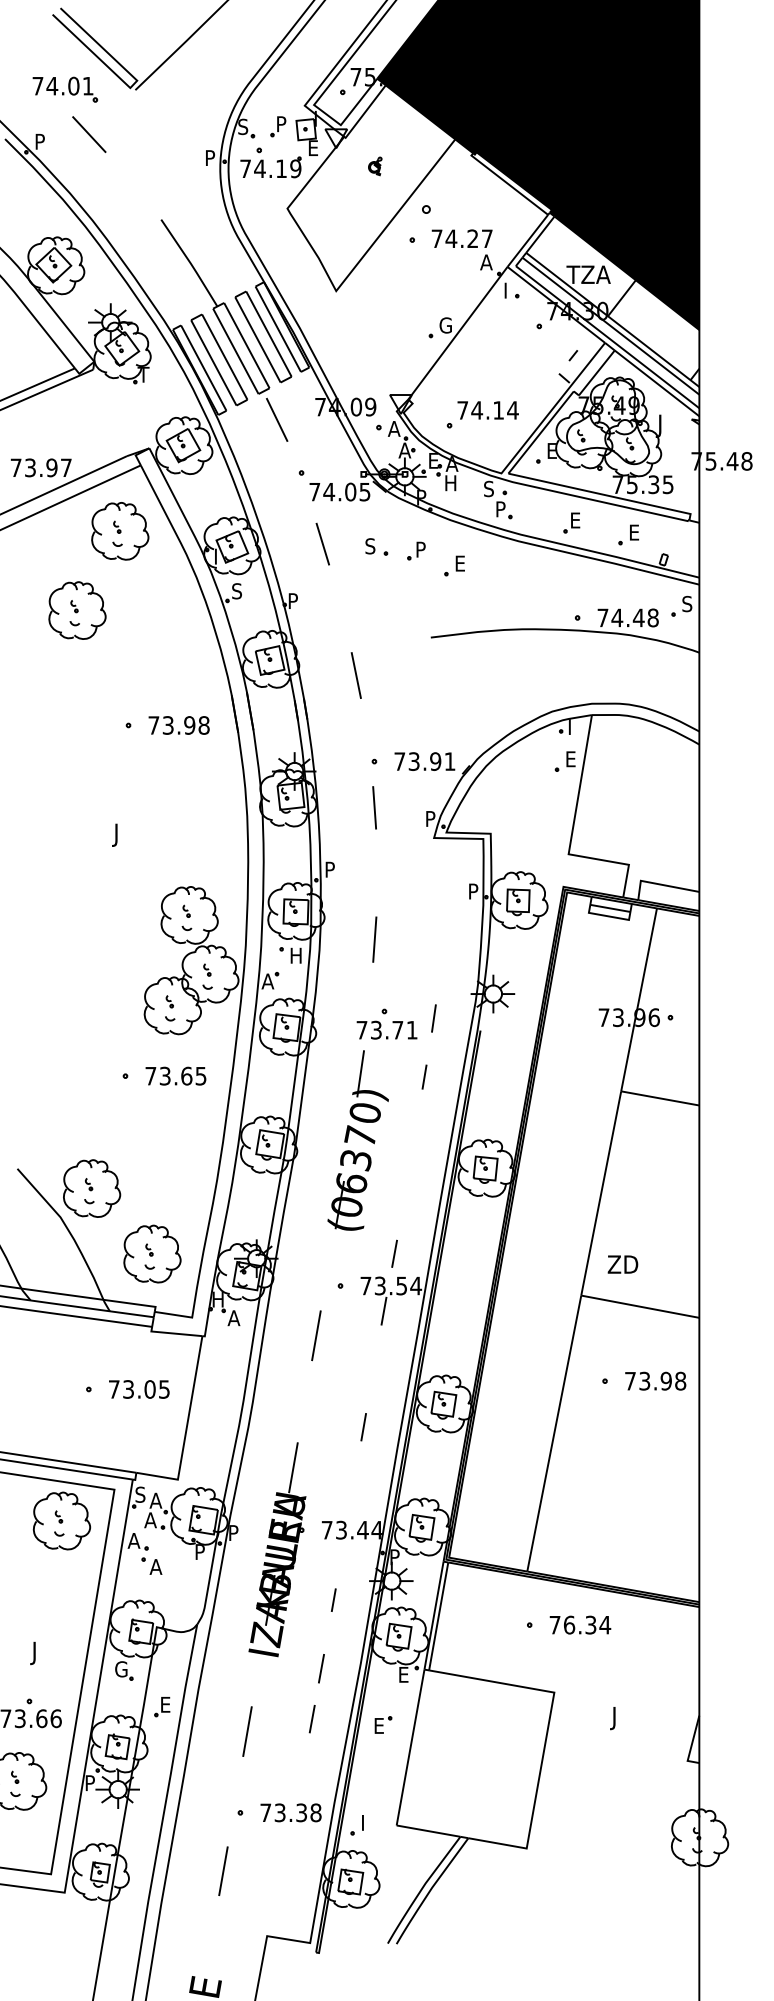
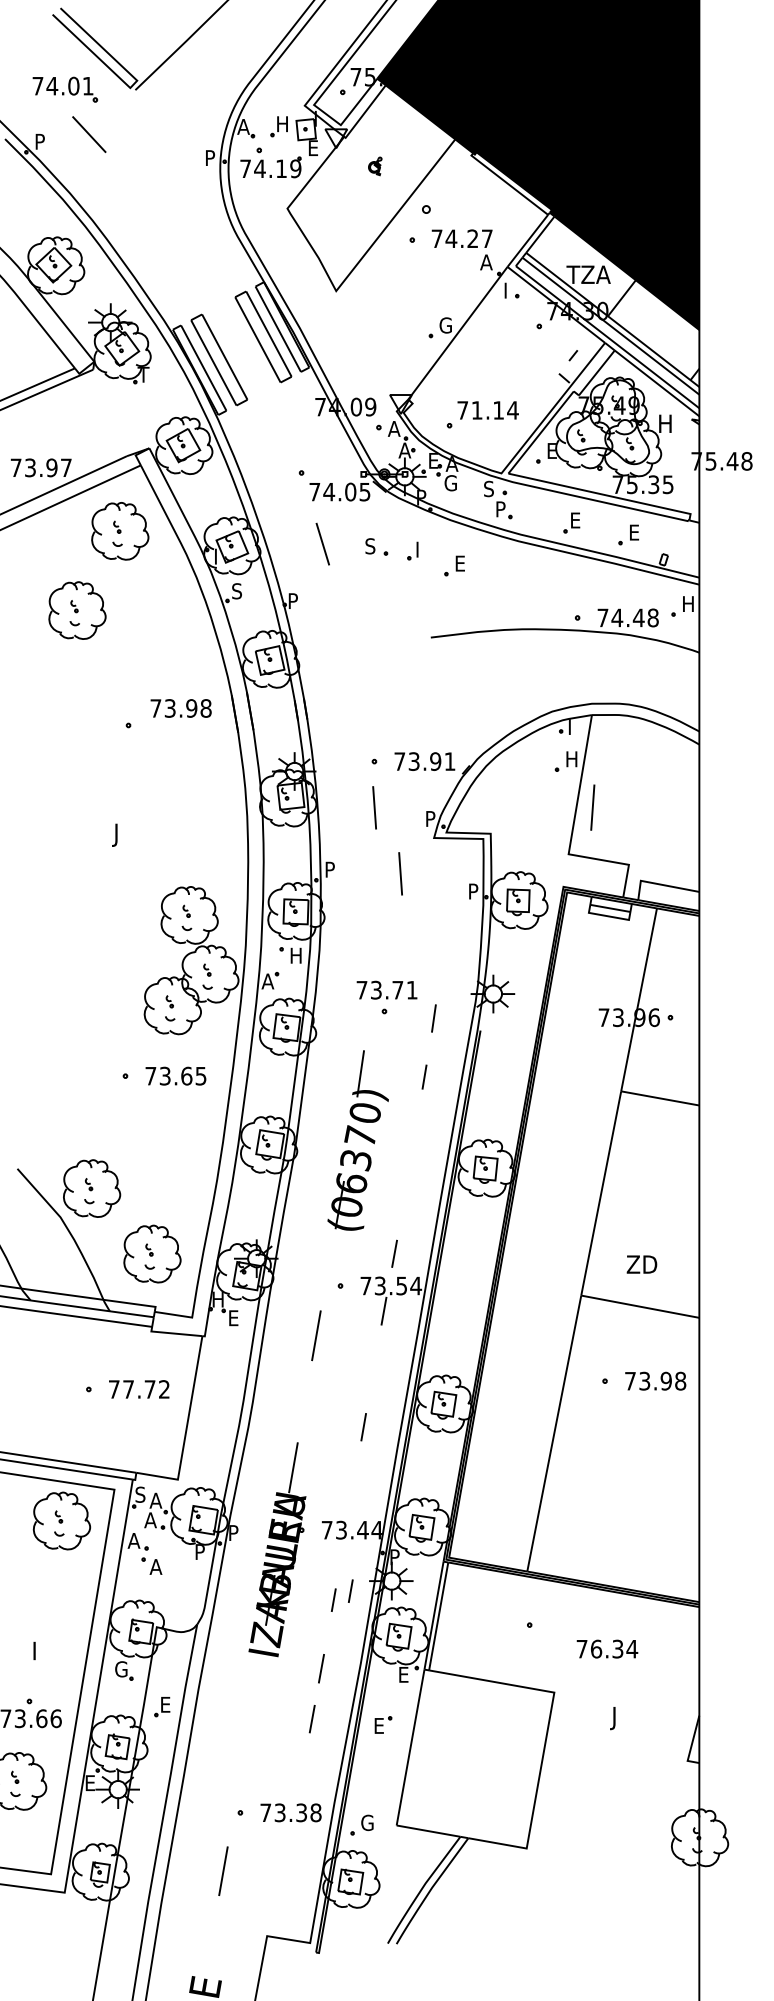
text: P -> H (283, 124)
text: S -> A (243, 126)
part: present -> none (224, 330)
text: 74.14 -> 71.14 (477, 410)
text: J -> H (663, 425)
text: H -> G (450, 483)
text: P -> I (421, 546)
text: S -> H (687, 603)
line: present -> none (355, 675)
text position: (178, 725) -> (180, 708) (180, 708)
text: E -> H (572, 759)
line: none -> present (400, 873)
line position: (374, 939) -> (592, 807) (592, 807)
text position: (386, 1029) -> (386, 989) (386, 989)
text position: (622, 1264) -> (641, 1264) (641, 1264)
text: A -> E (233, 1318)
text: 73.05 -> 77.72 (146, 1389)
line: none -> present (350, 1590)
text position: (580, 1624) -> (607, 1648) (607, 1648)
text: J -> I (32, 1662)
line: present -> none (247, 1731)
text: P -> E (90, 1782)
text: I -> G (367, 1822)
